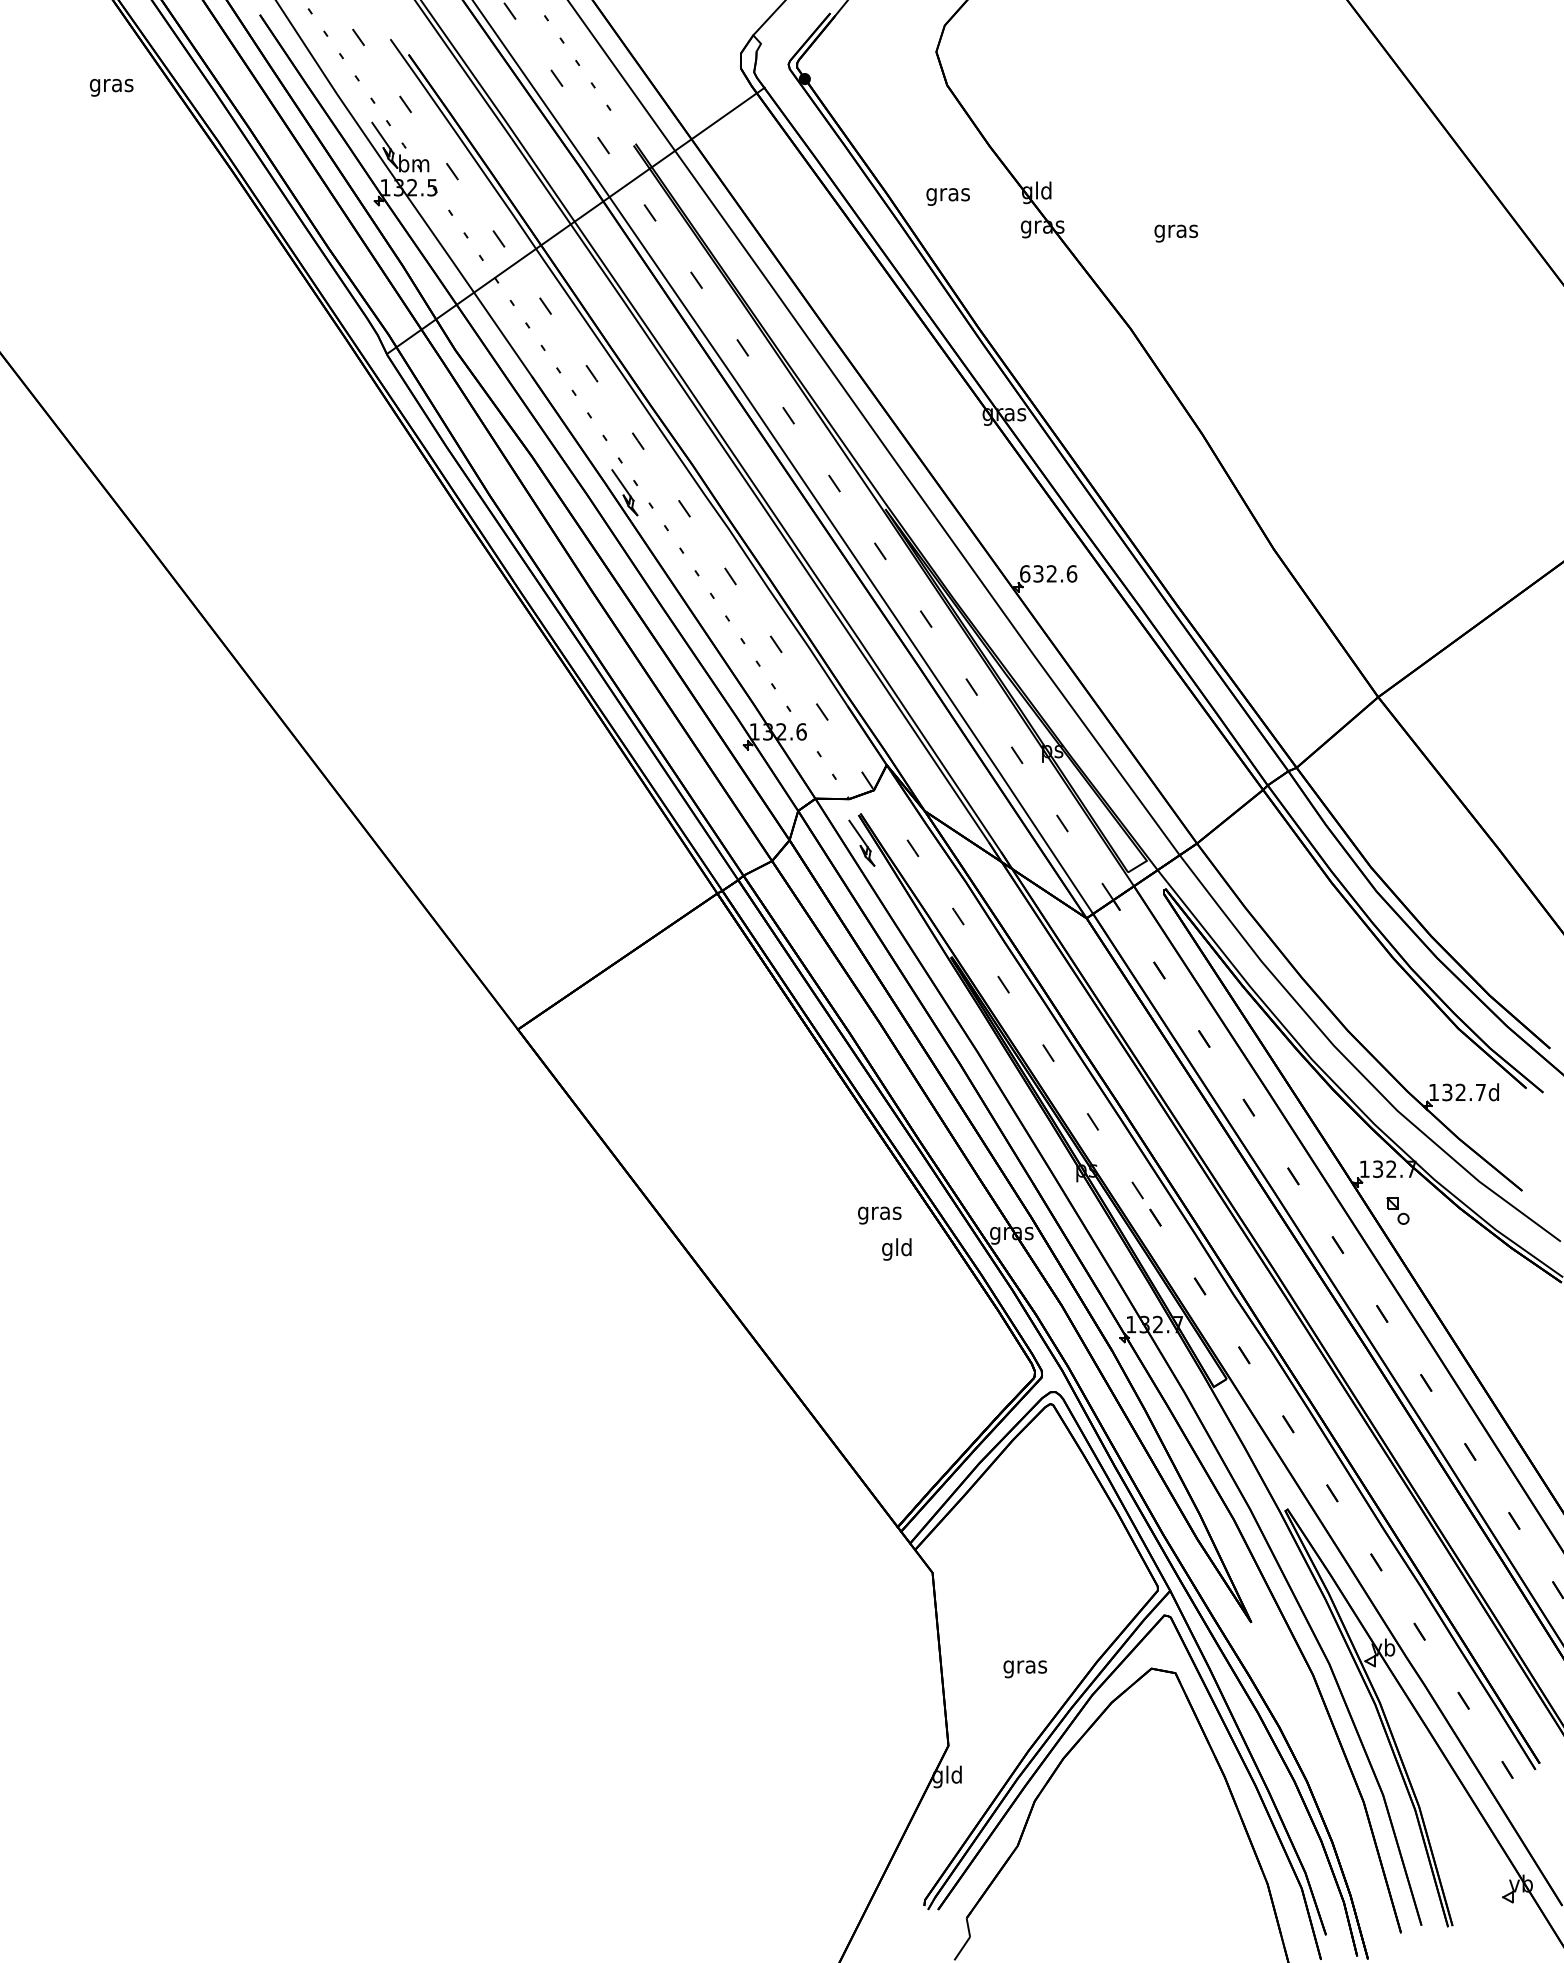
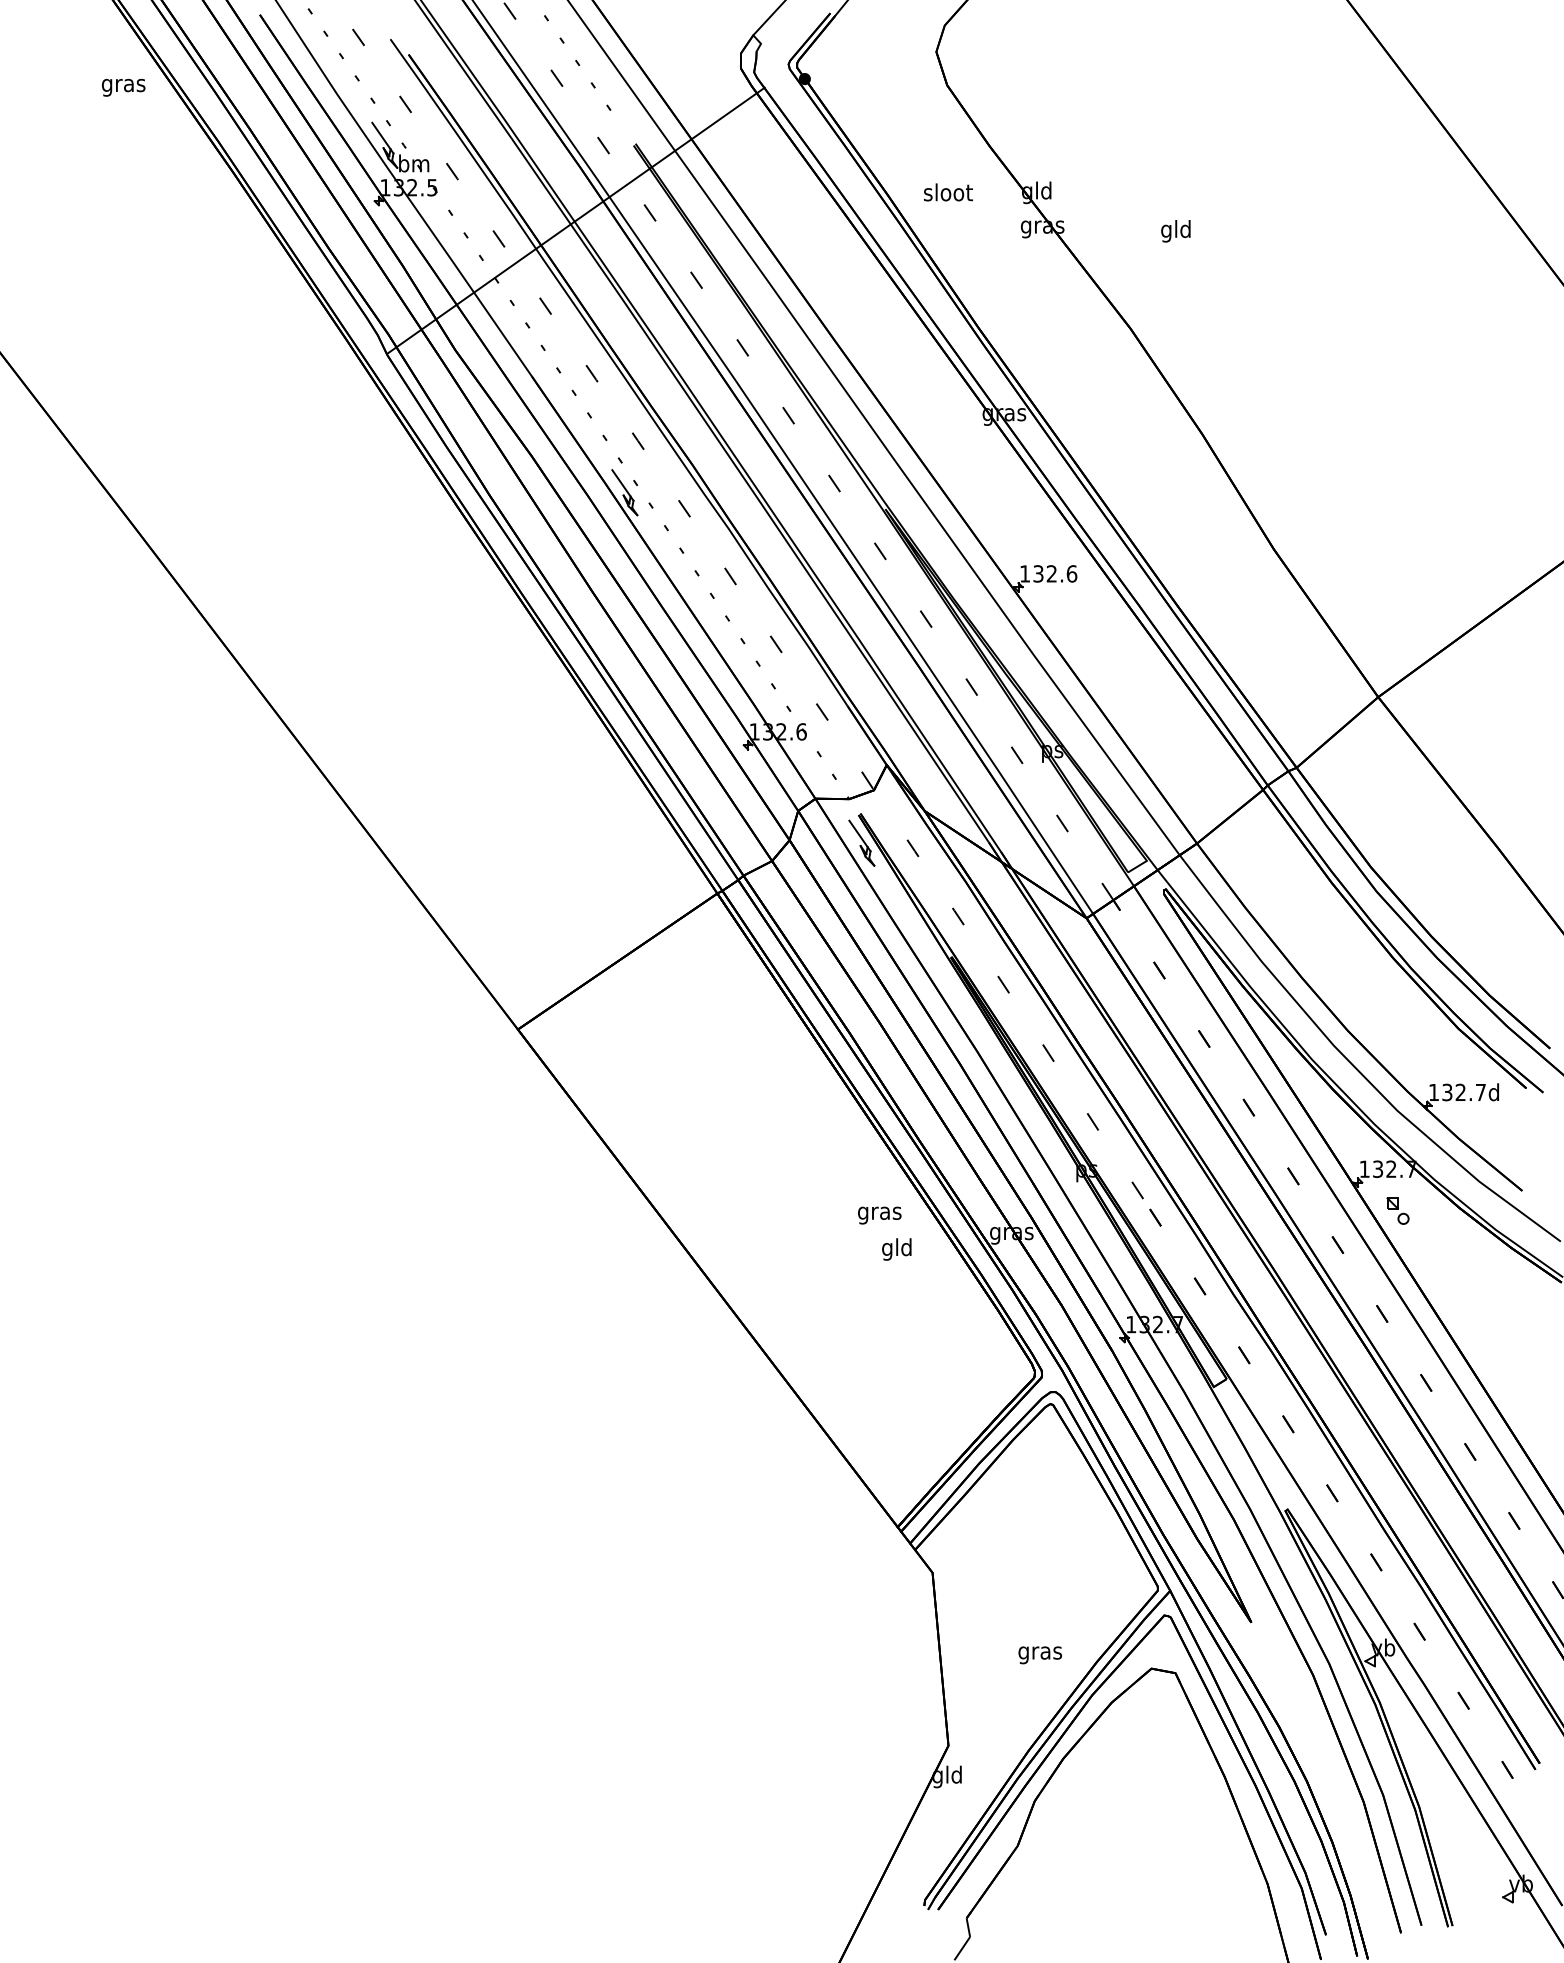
text position: (111, 87) -> (123, 87) (123, 87)
text: gras -> sloot (948, 194)
text: gras -> gld (1176, 231)
text: 632.6 -> 132.6 (1025, 573)
text position: (1024, 1669) -> (1039, 1655) (1039, 1655)
